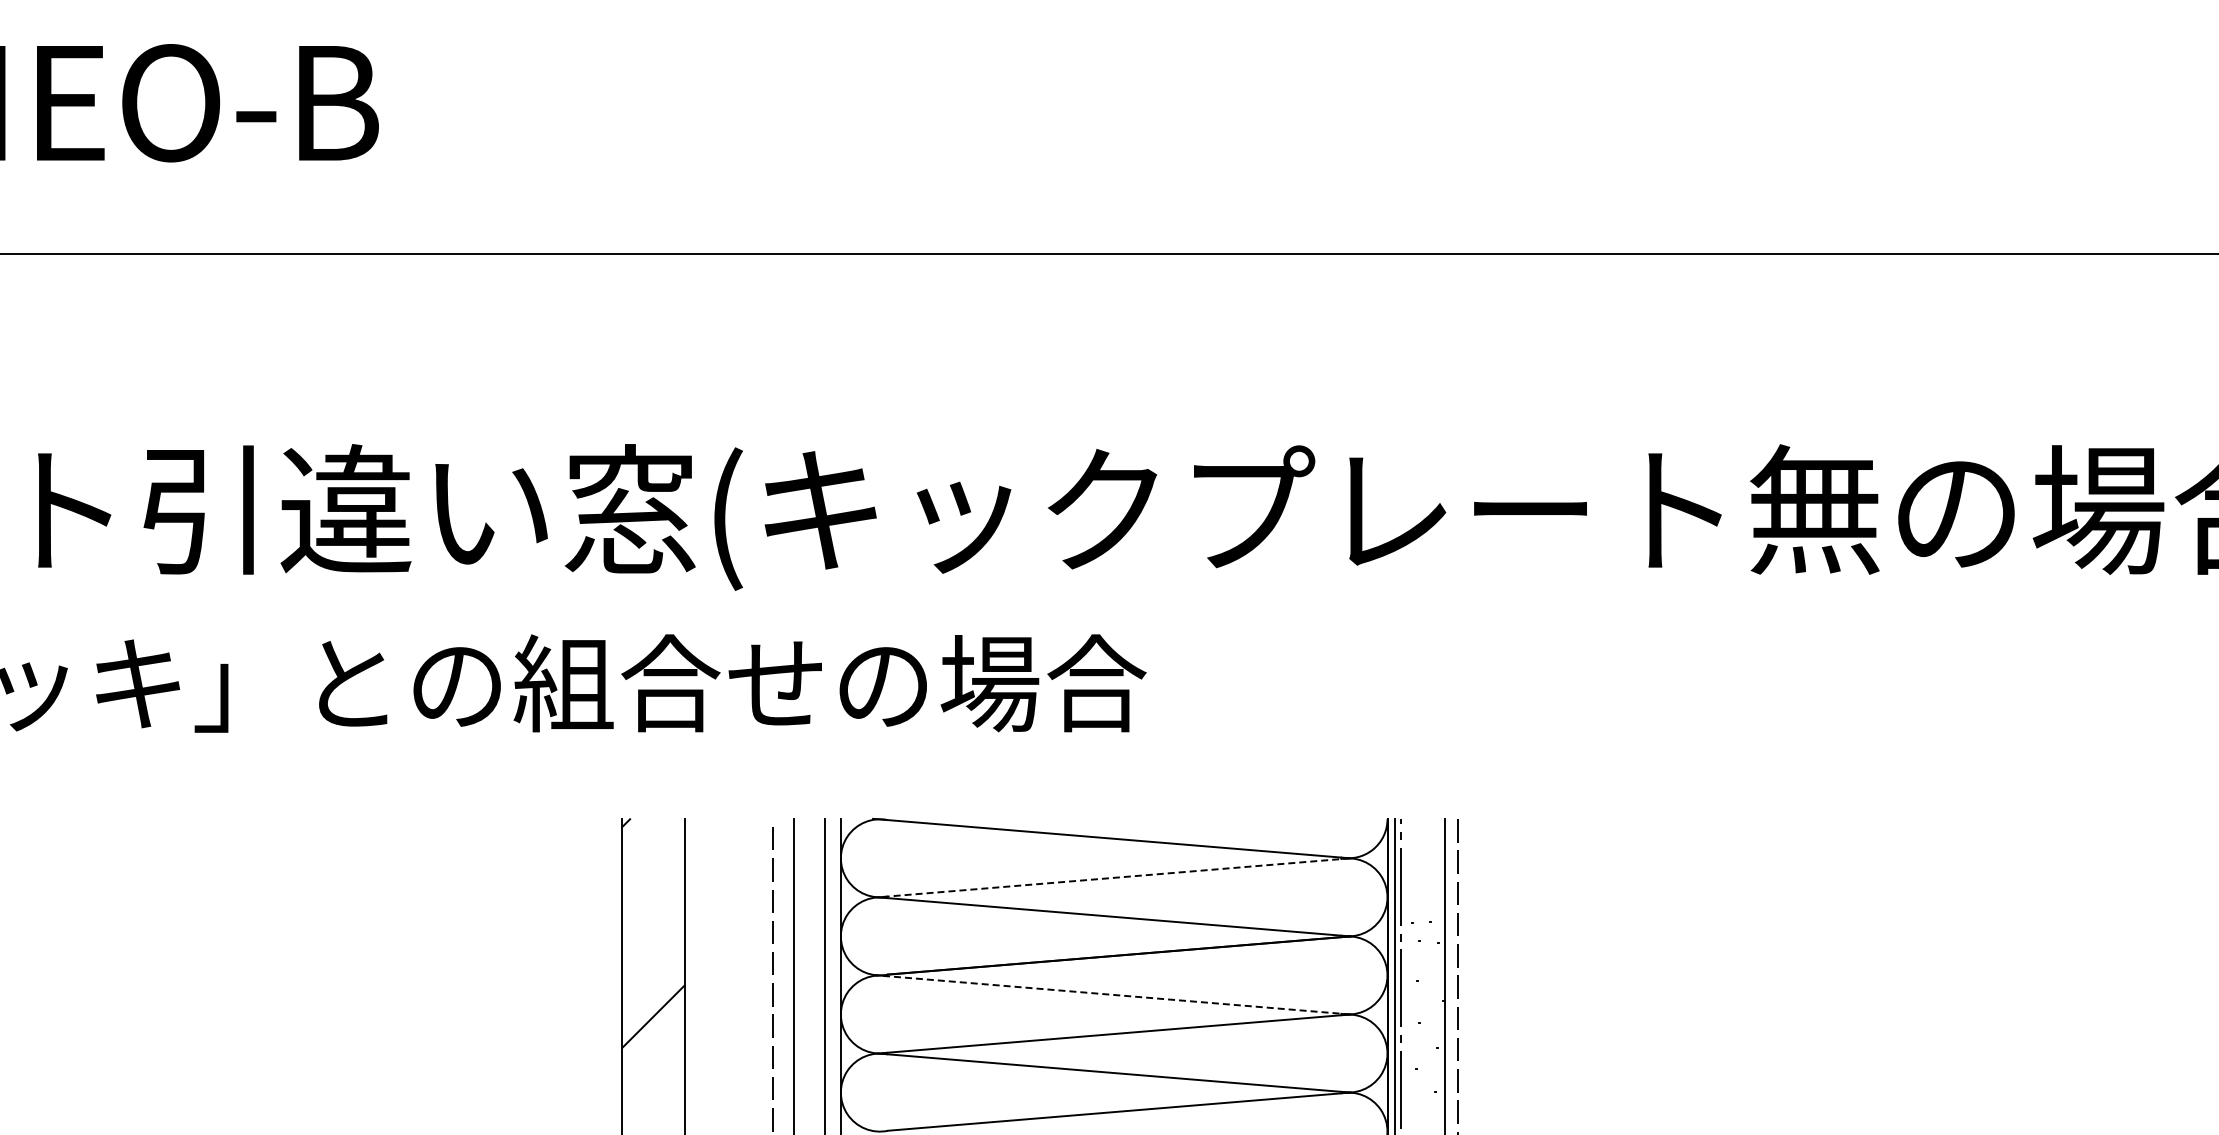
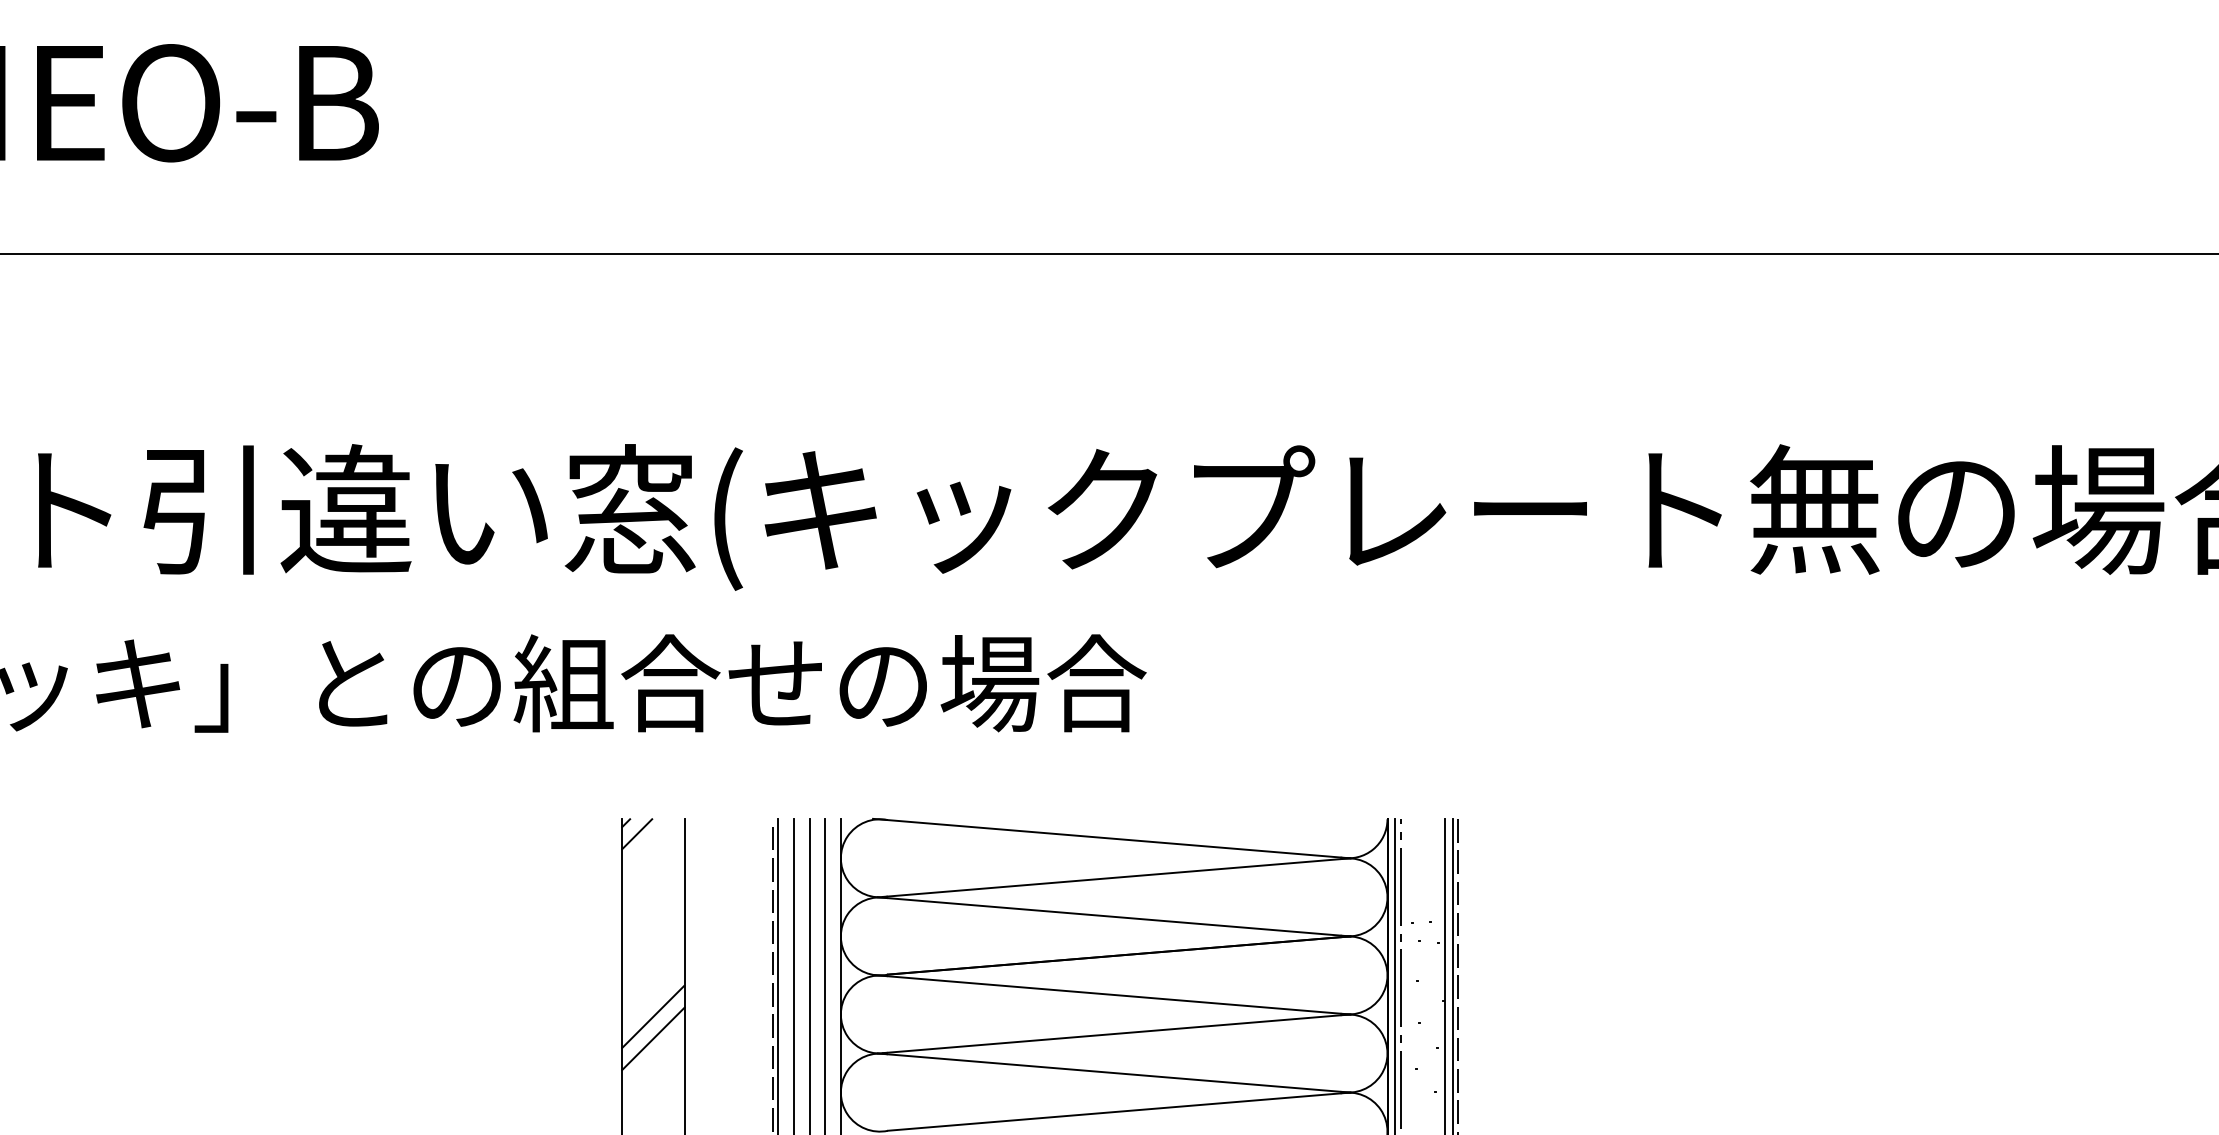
line: none -> present (637, 834)
line: dashed -> solid (1116, 877)
line: none -> present (778, 975)
line: none -> present (809, 975)
line: none -> present (1452, 975)
line: dashed -> solid (1111, 994)
line: none -> present (653, 1038)
